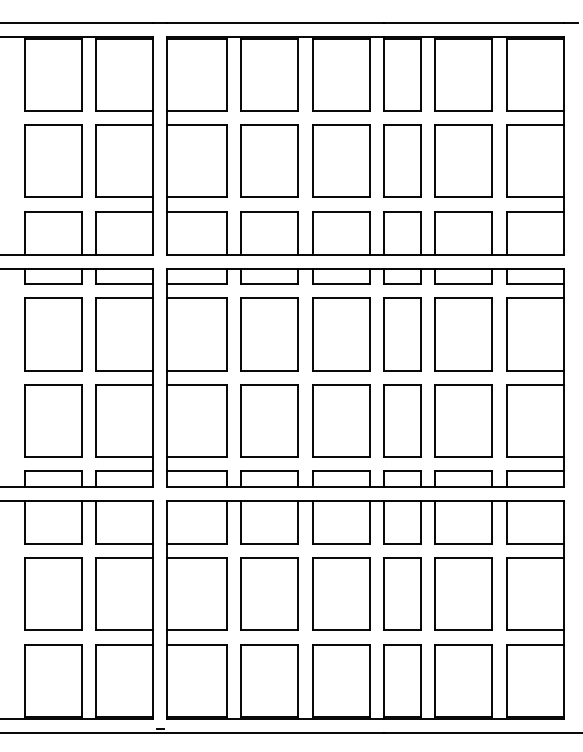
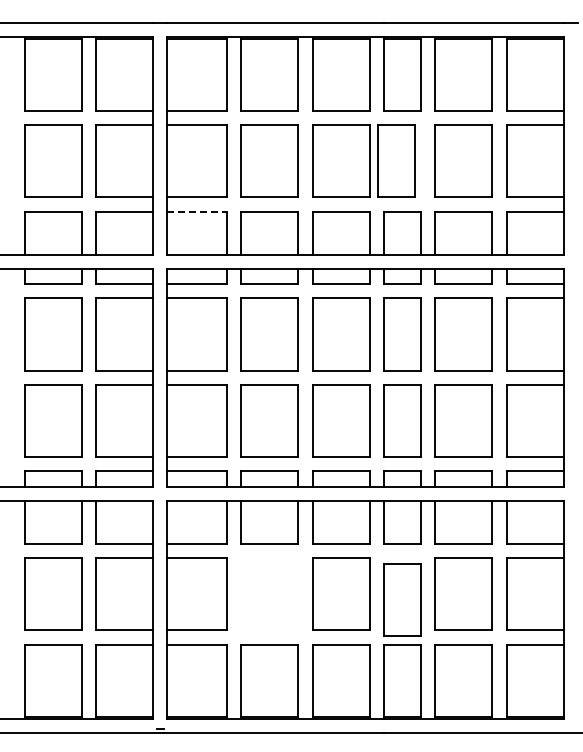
part position: (402, 160) -> (396, 160) (396, 160)
line: solid -> dashed (197, 211)
part: present -> none (269, 593)
part position: (402, 593) -> (402, 599) (402, 599)
